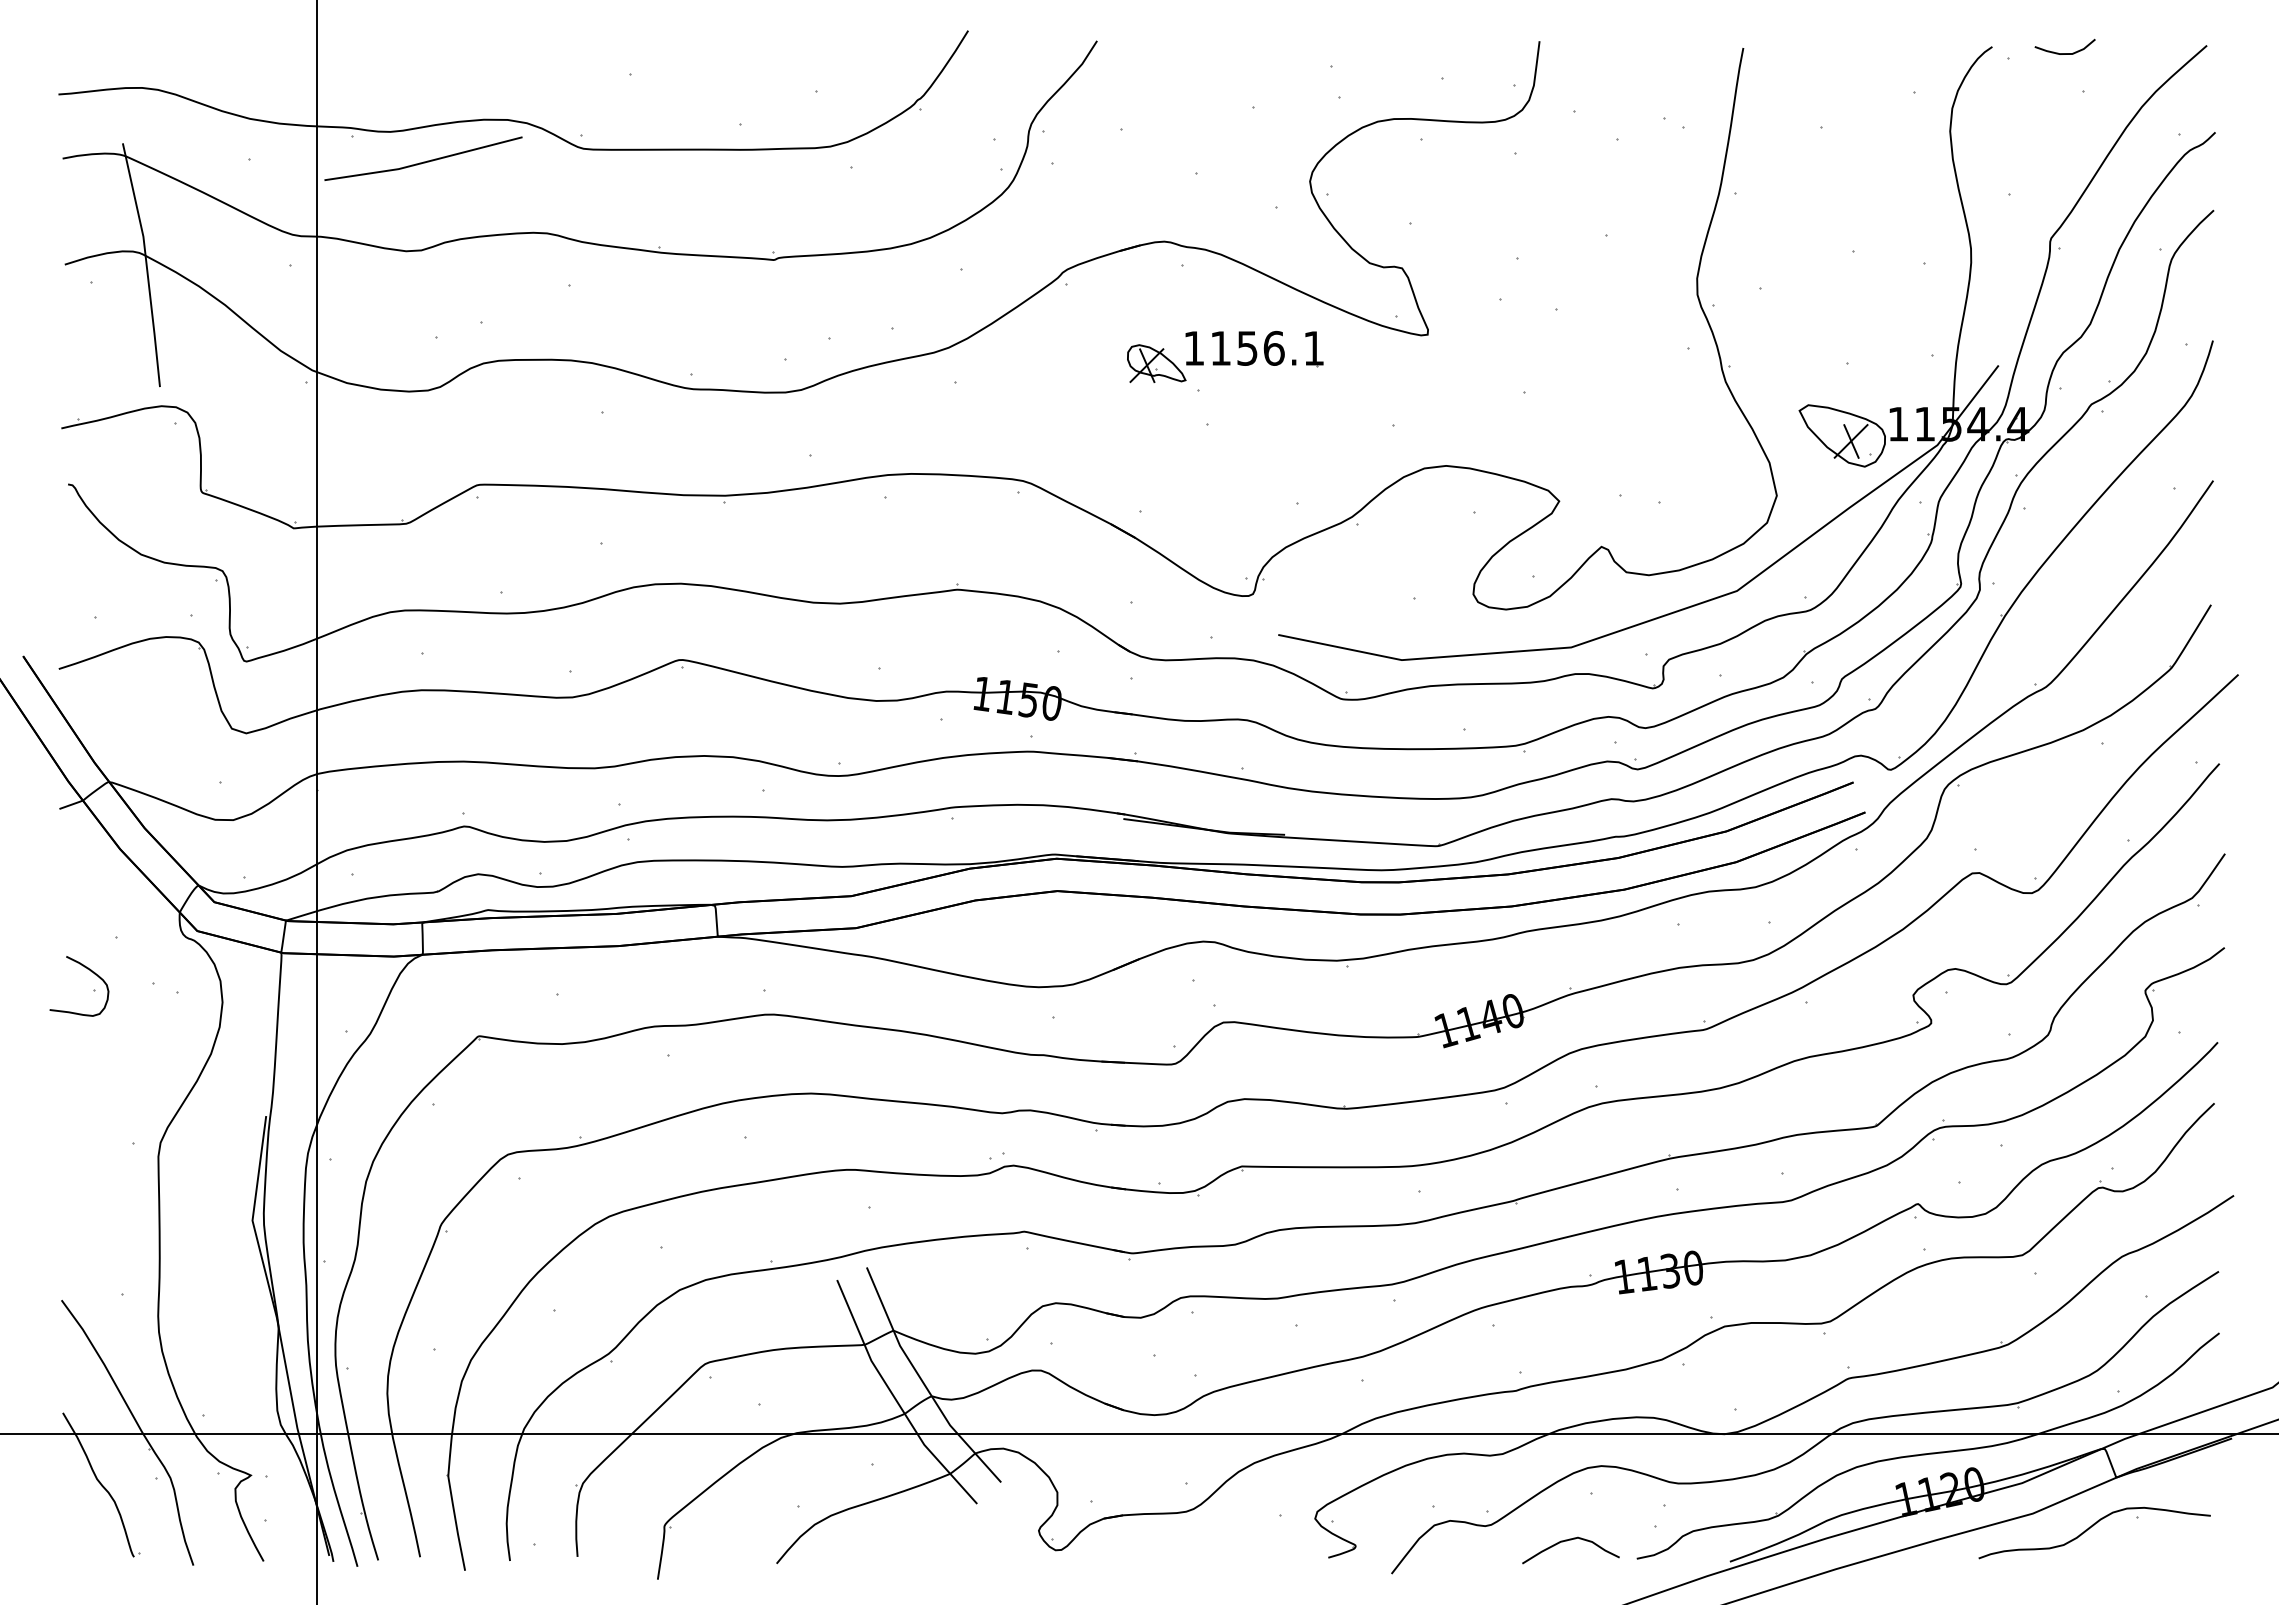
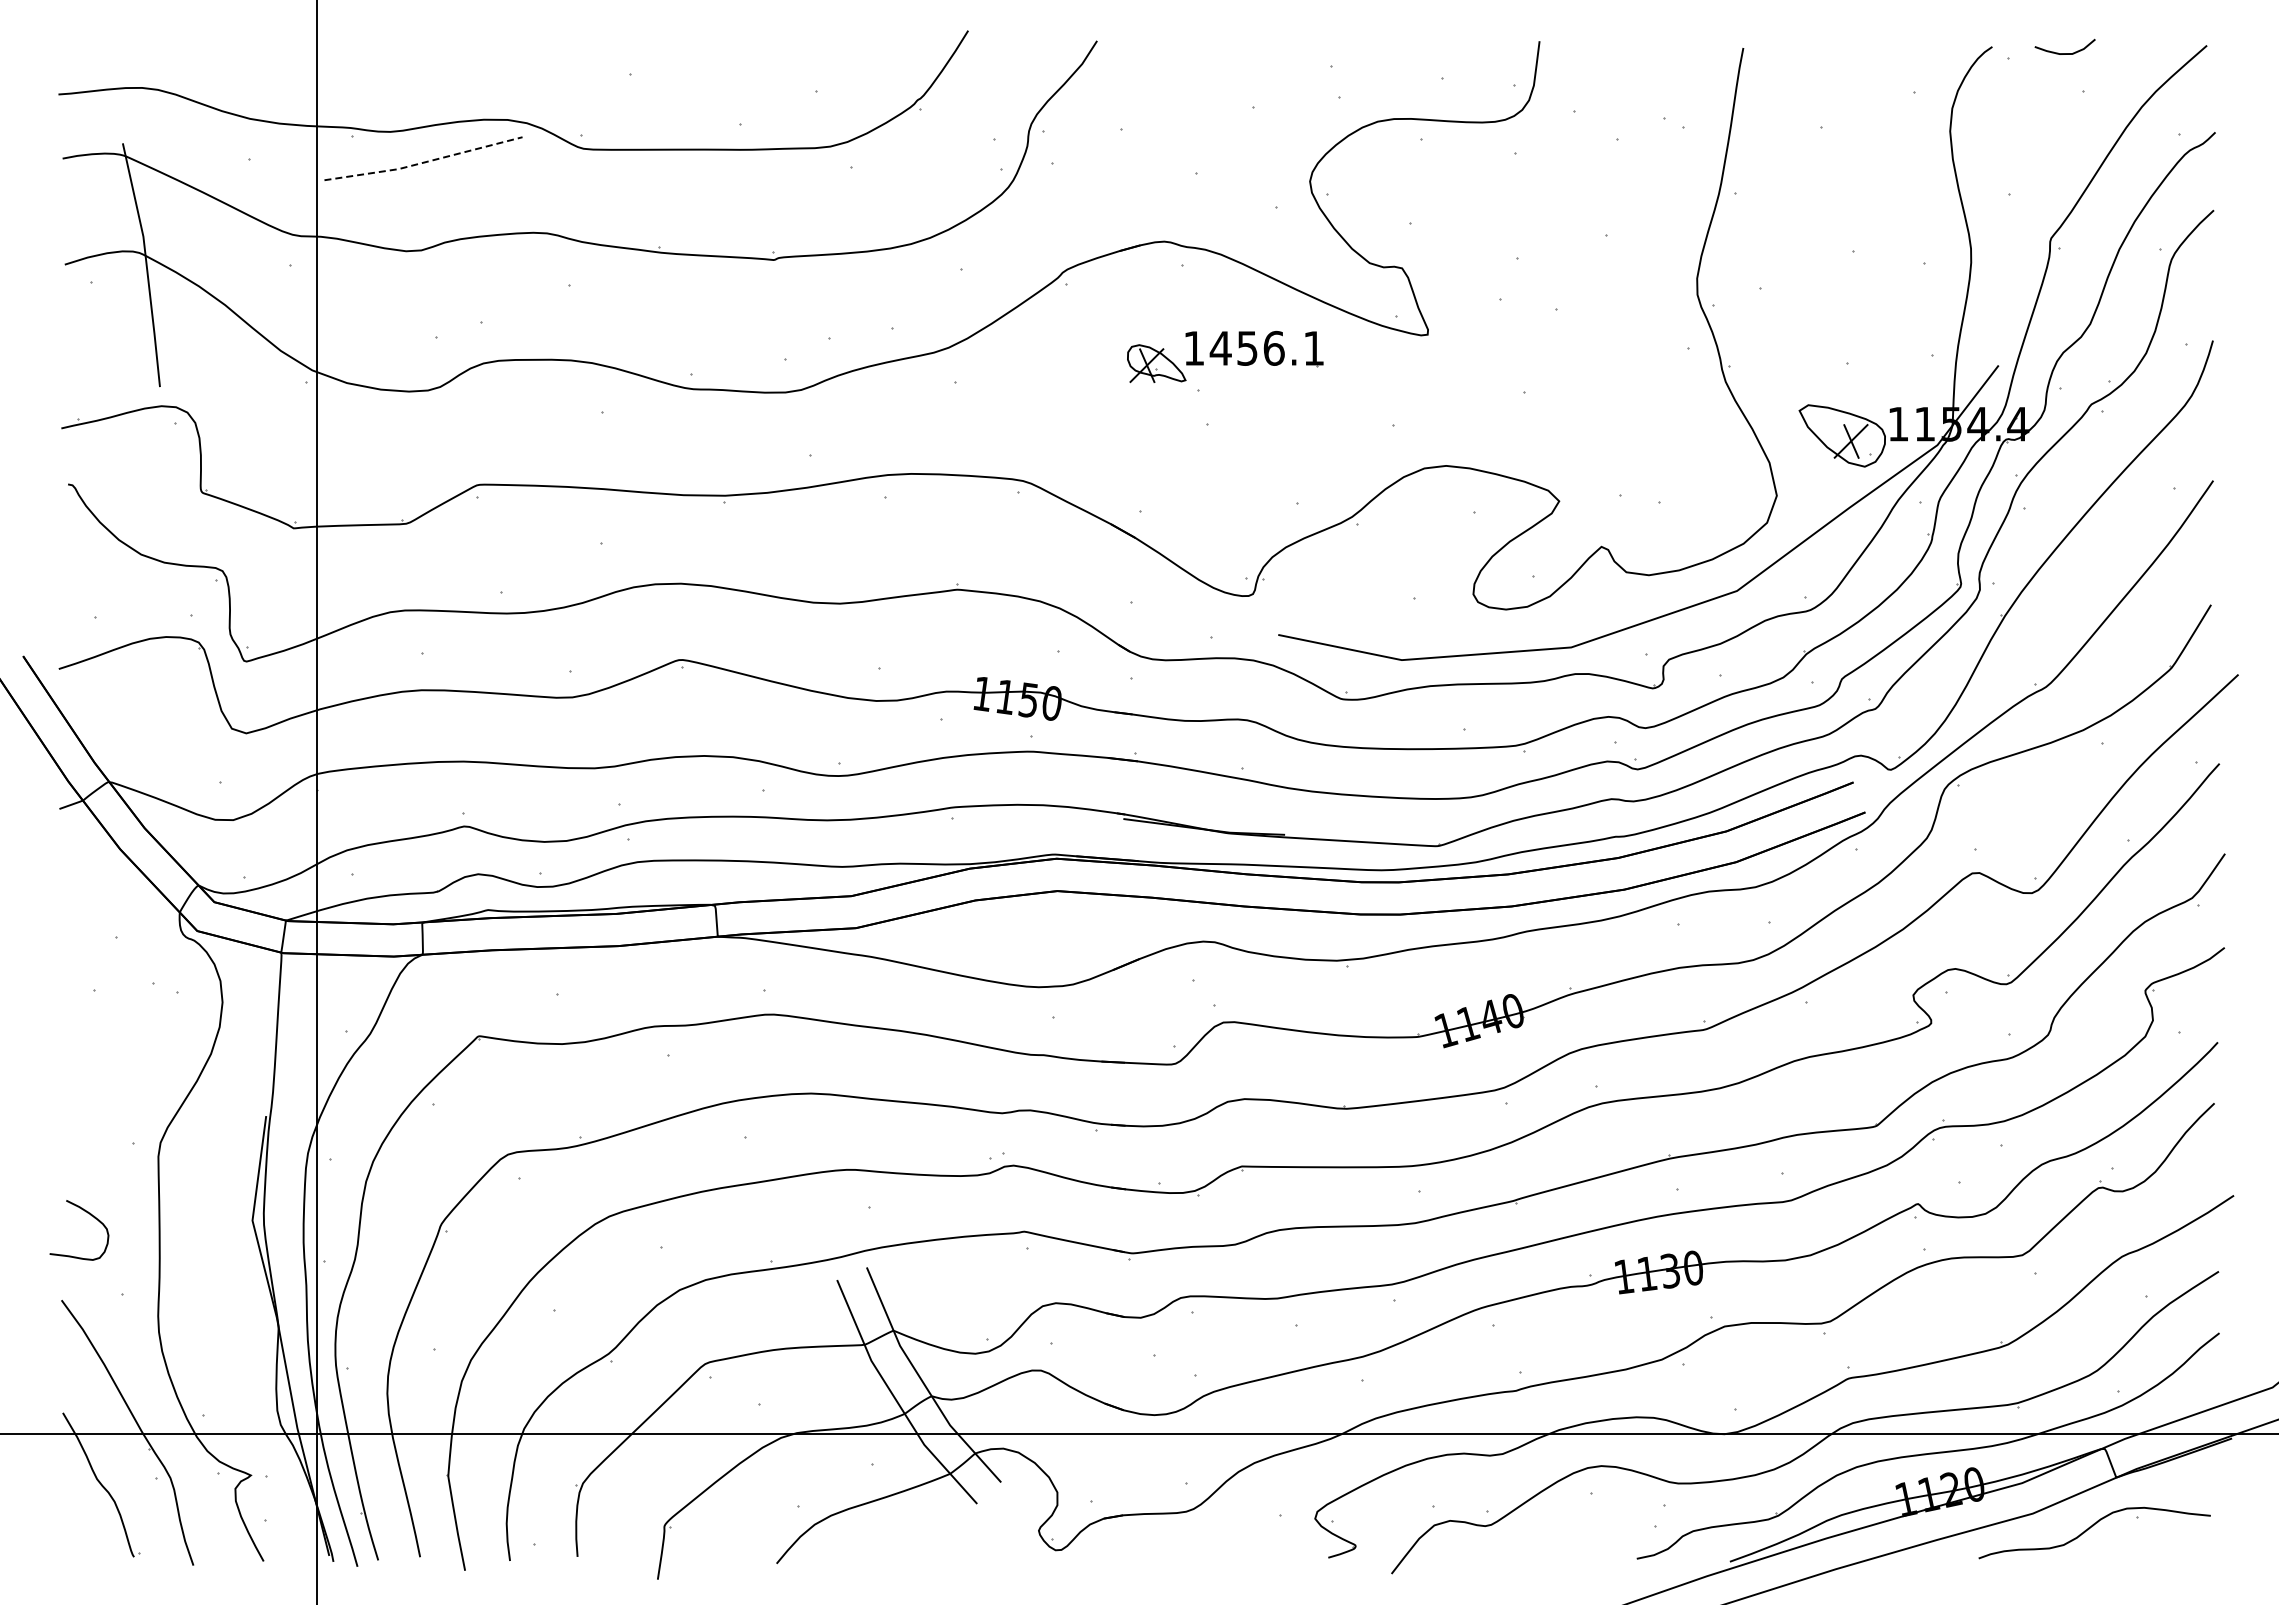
line: solid -> dashed (423, 162)
text: 1156.1 -> 1456.1 (1220, 348)
curve position: (91, 972) -> (91, 1216) (91, 1216)
curve: present -> none (1567, 1541)
